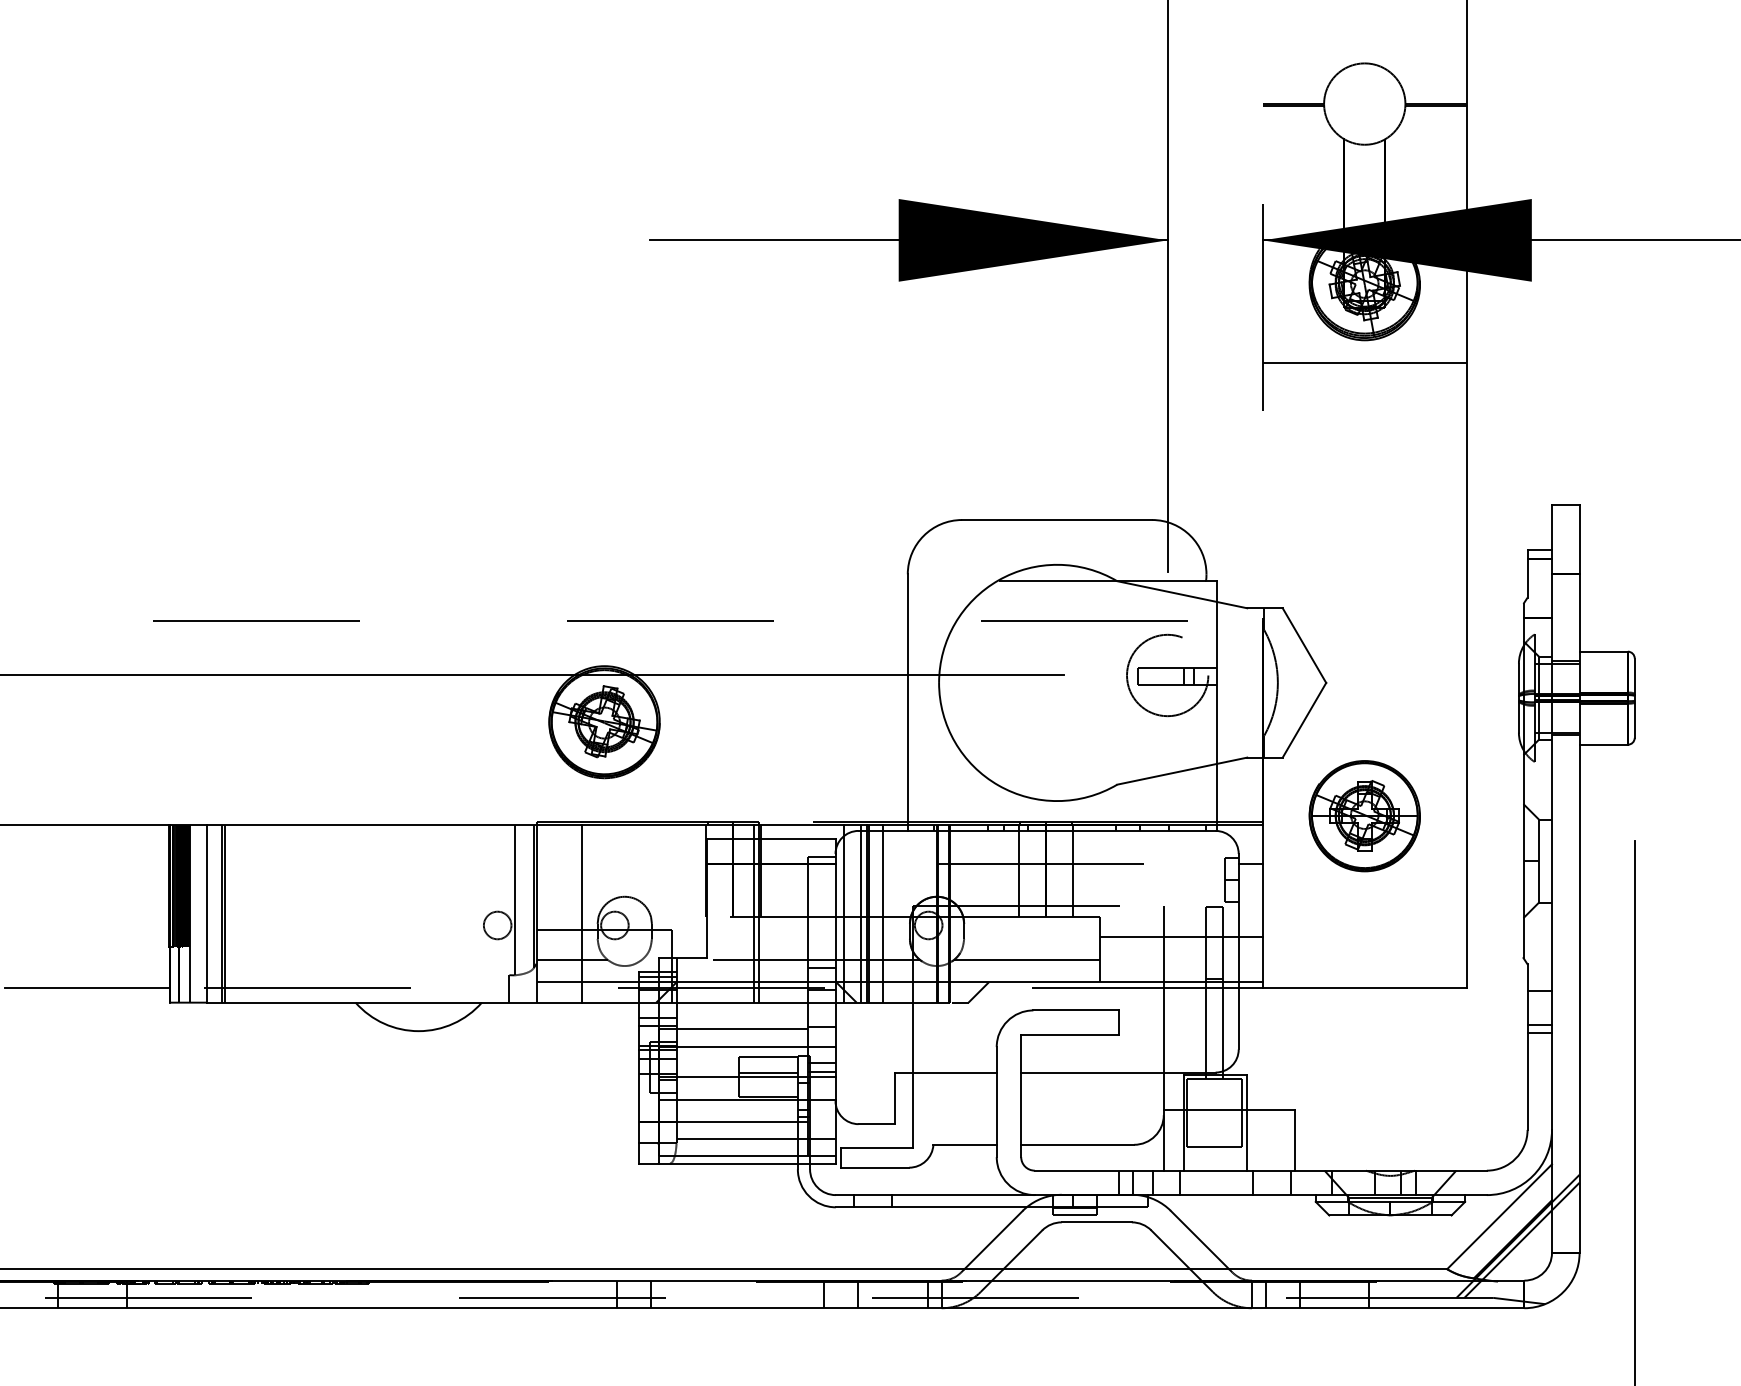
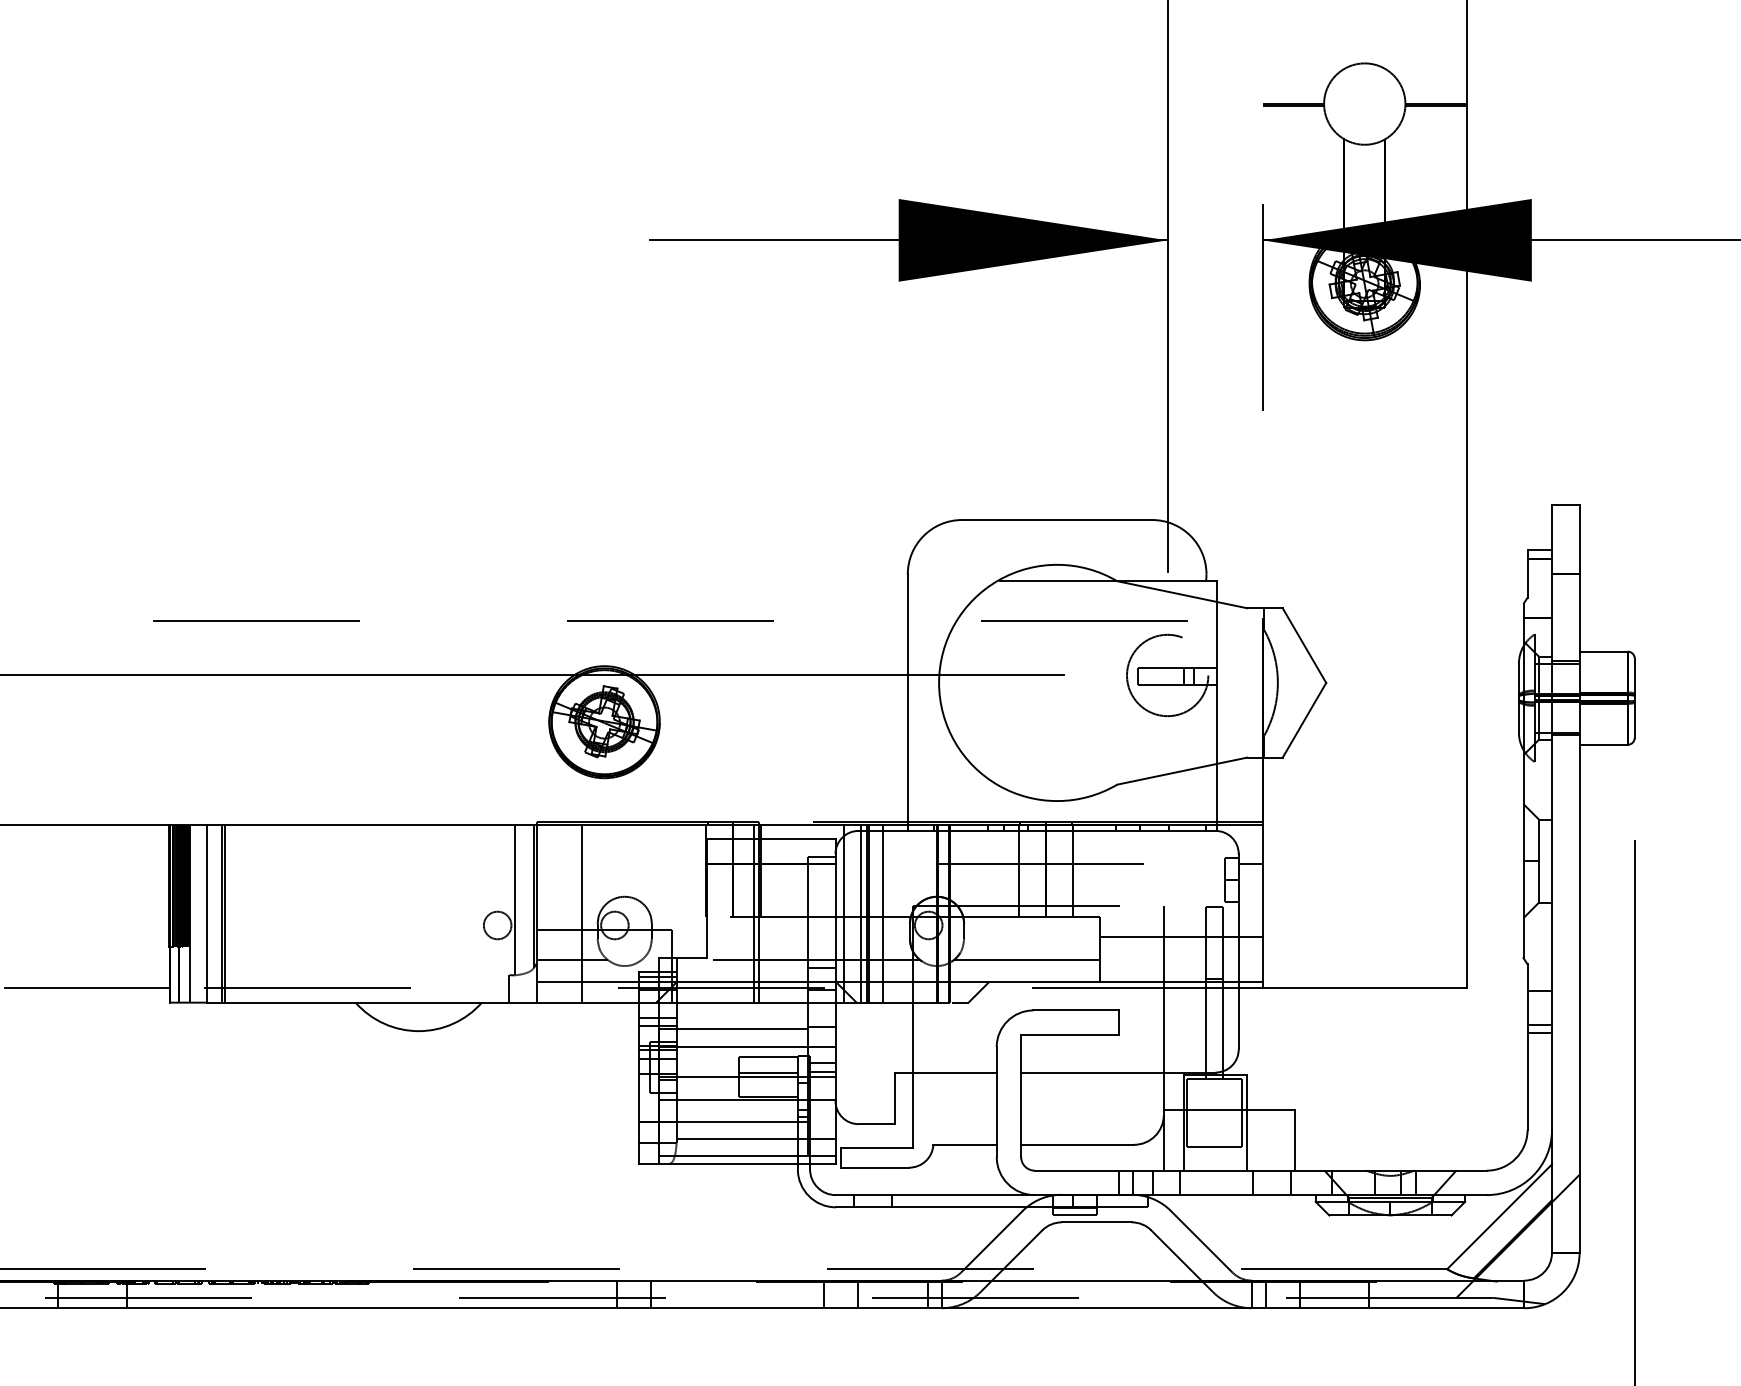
line: present -> none (1364, 362)
part: present -> none (1364, 816)
line: present -> none (1521, 1239)
line: solid -> dashed (723, 1269)
